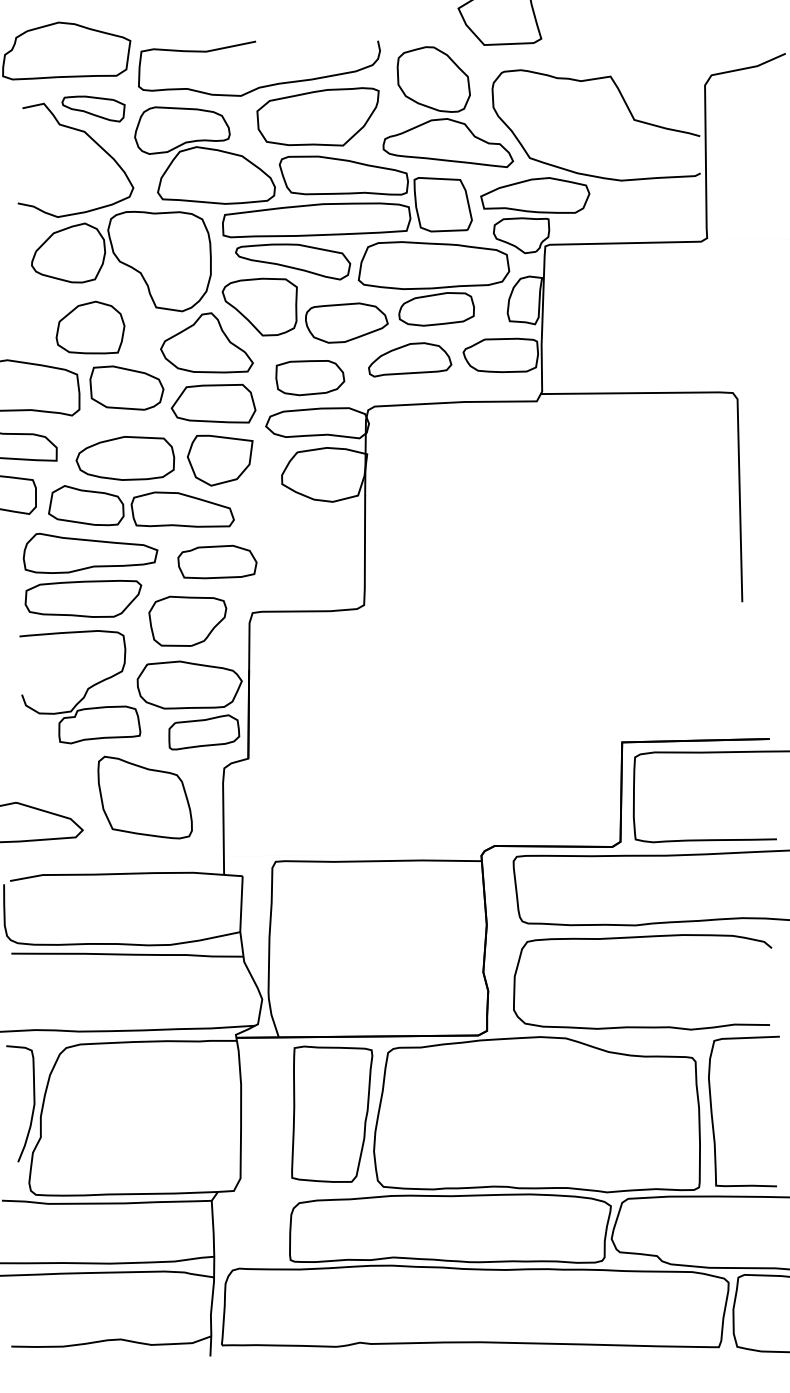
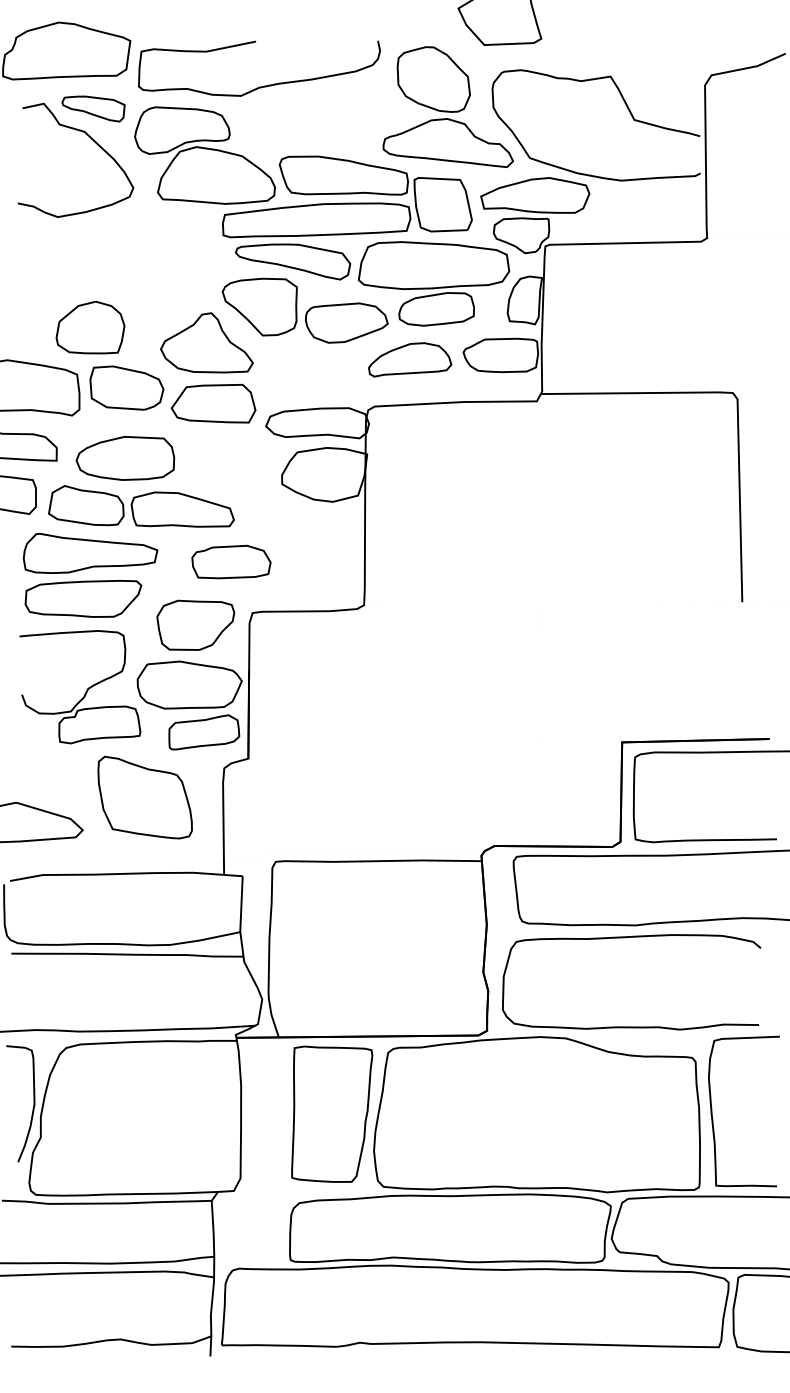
part: present -> none (317, 116)
part: present -> none (121, 261)
part: present -> none (310, 378)
part: present -> none (220, 460)
part position: (217, 561) -> (231, 561) (231, 561)
part position: (187, 620) -> (195, 624) (195, 624)
curve position: (642, 1026) -> (631, 1026) (631, 1026)
